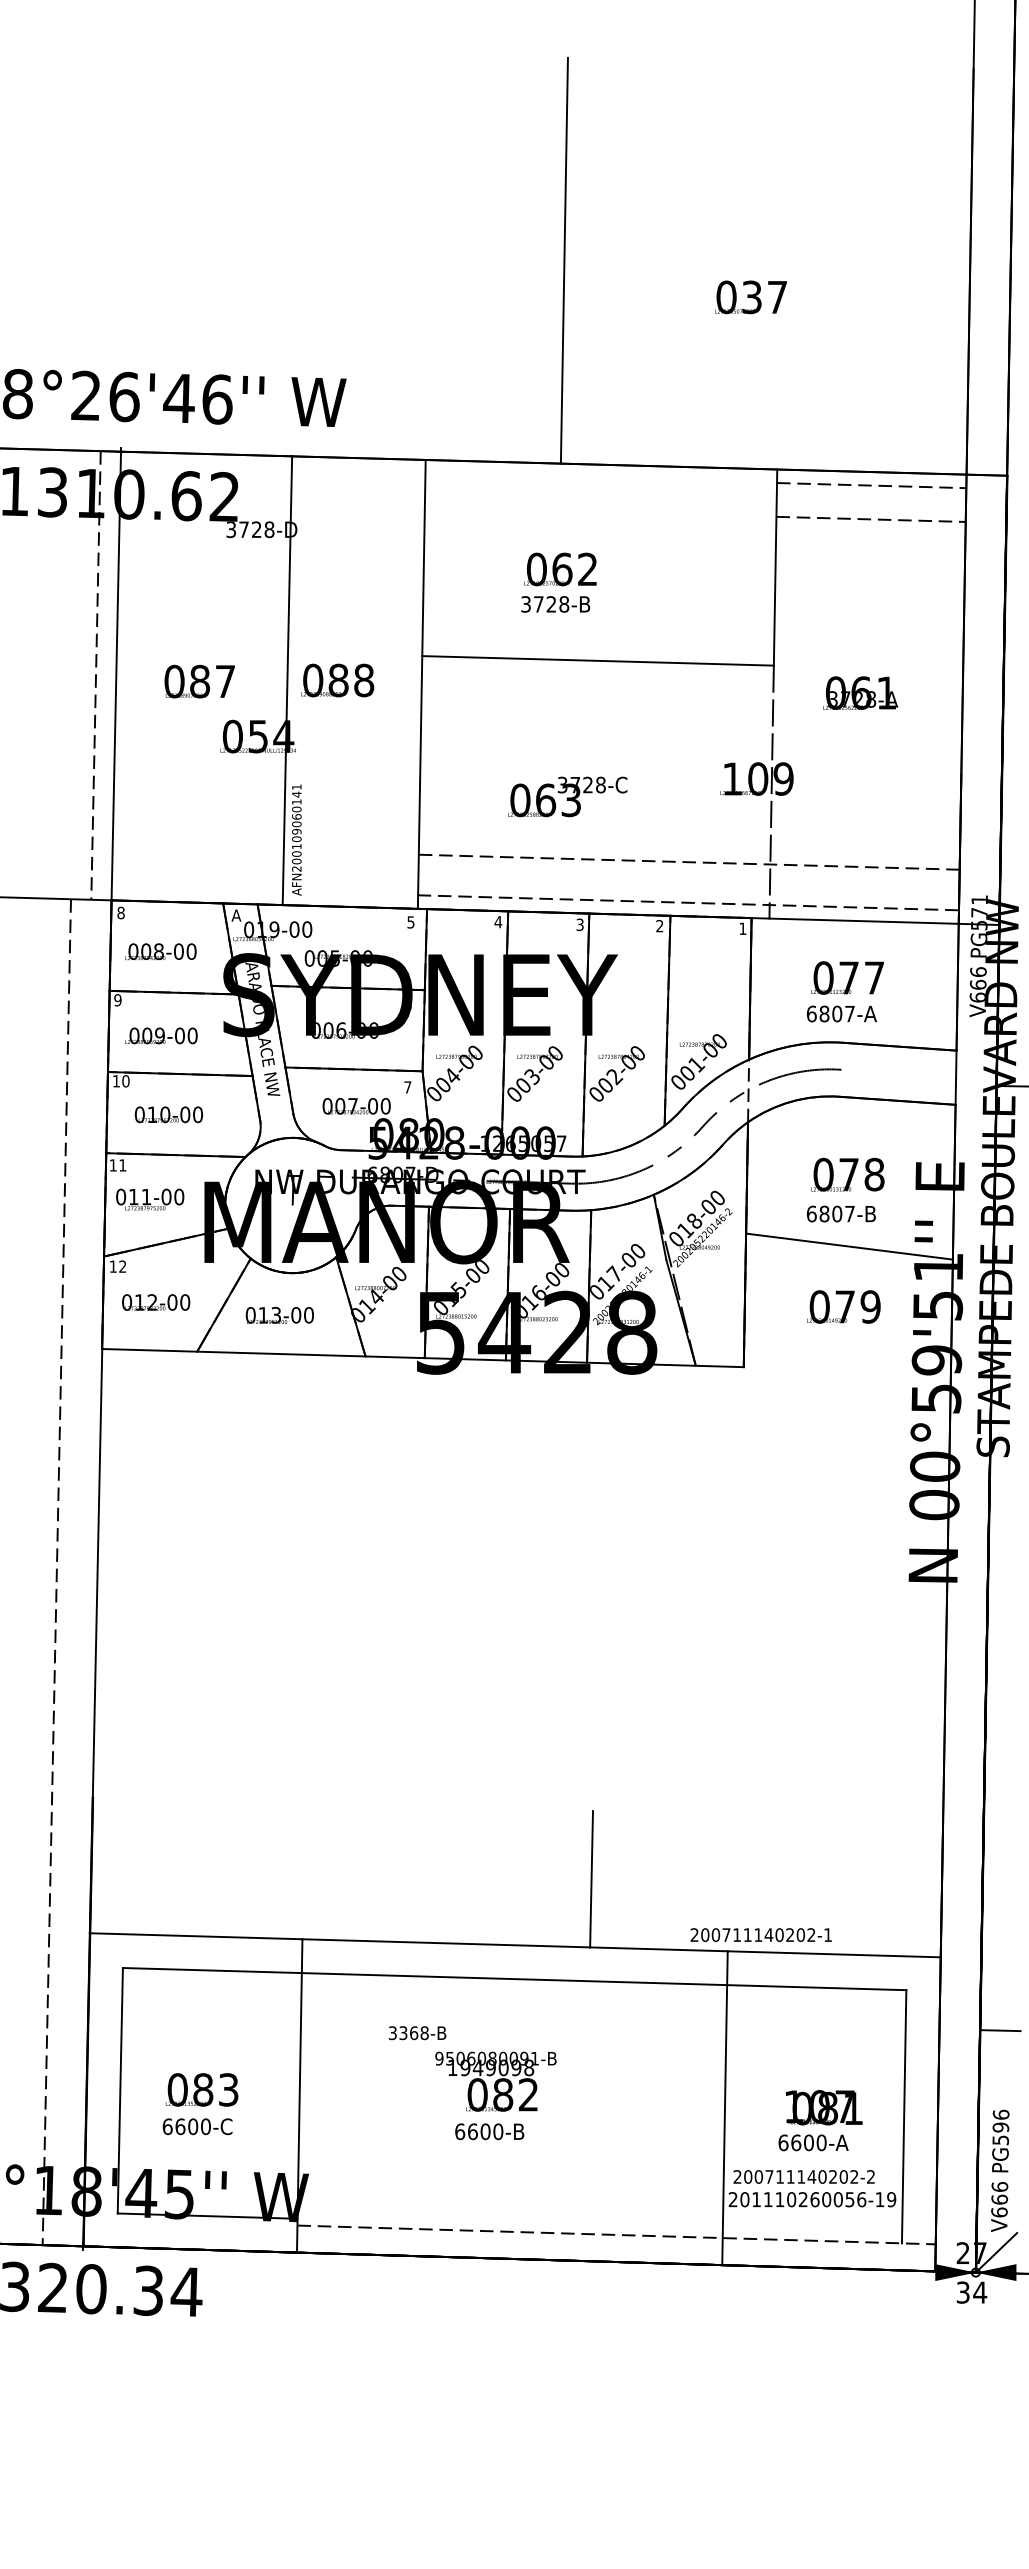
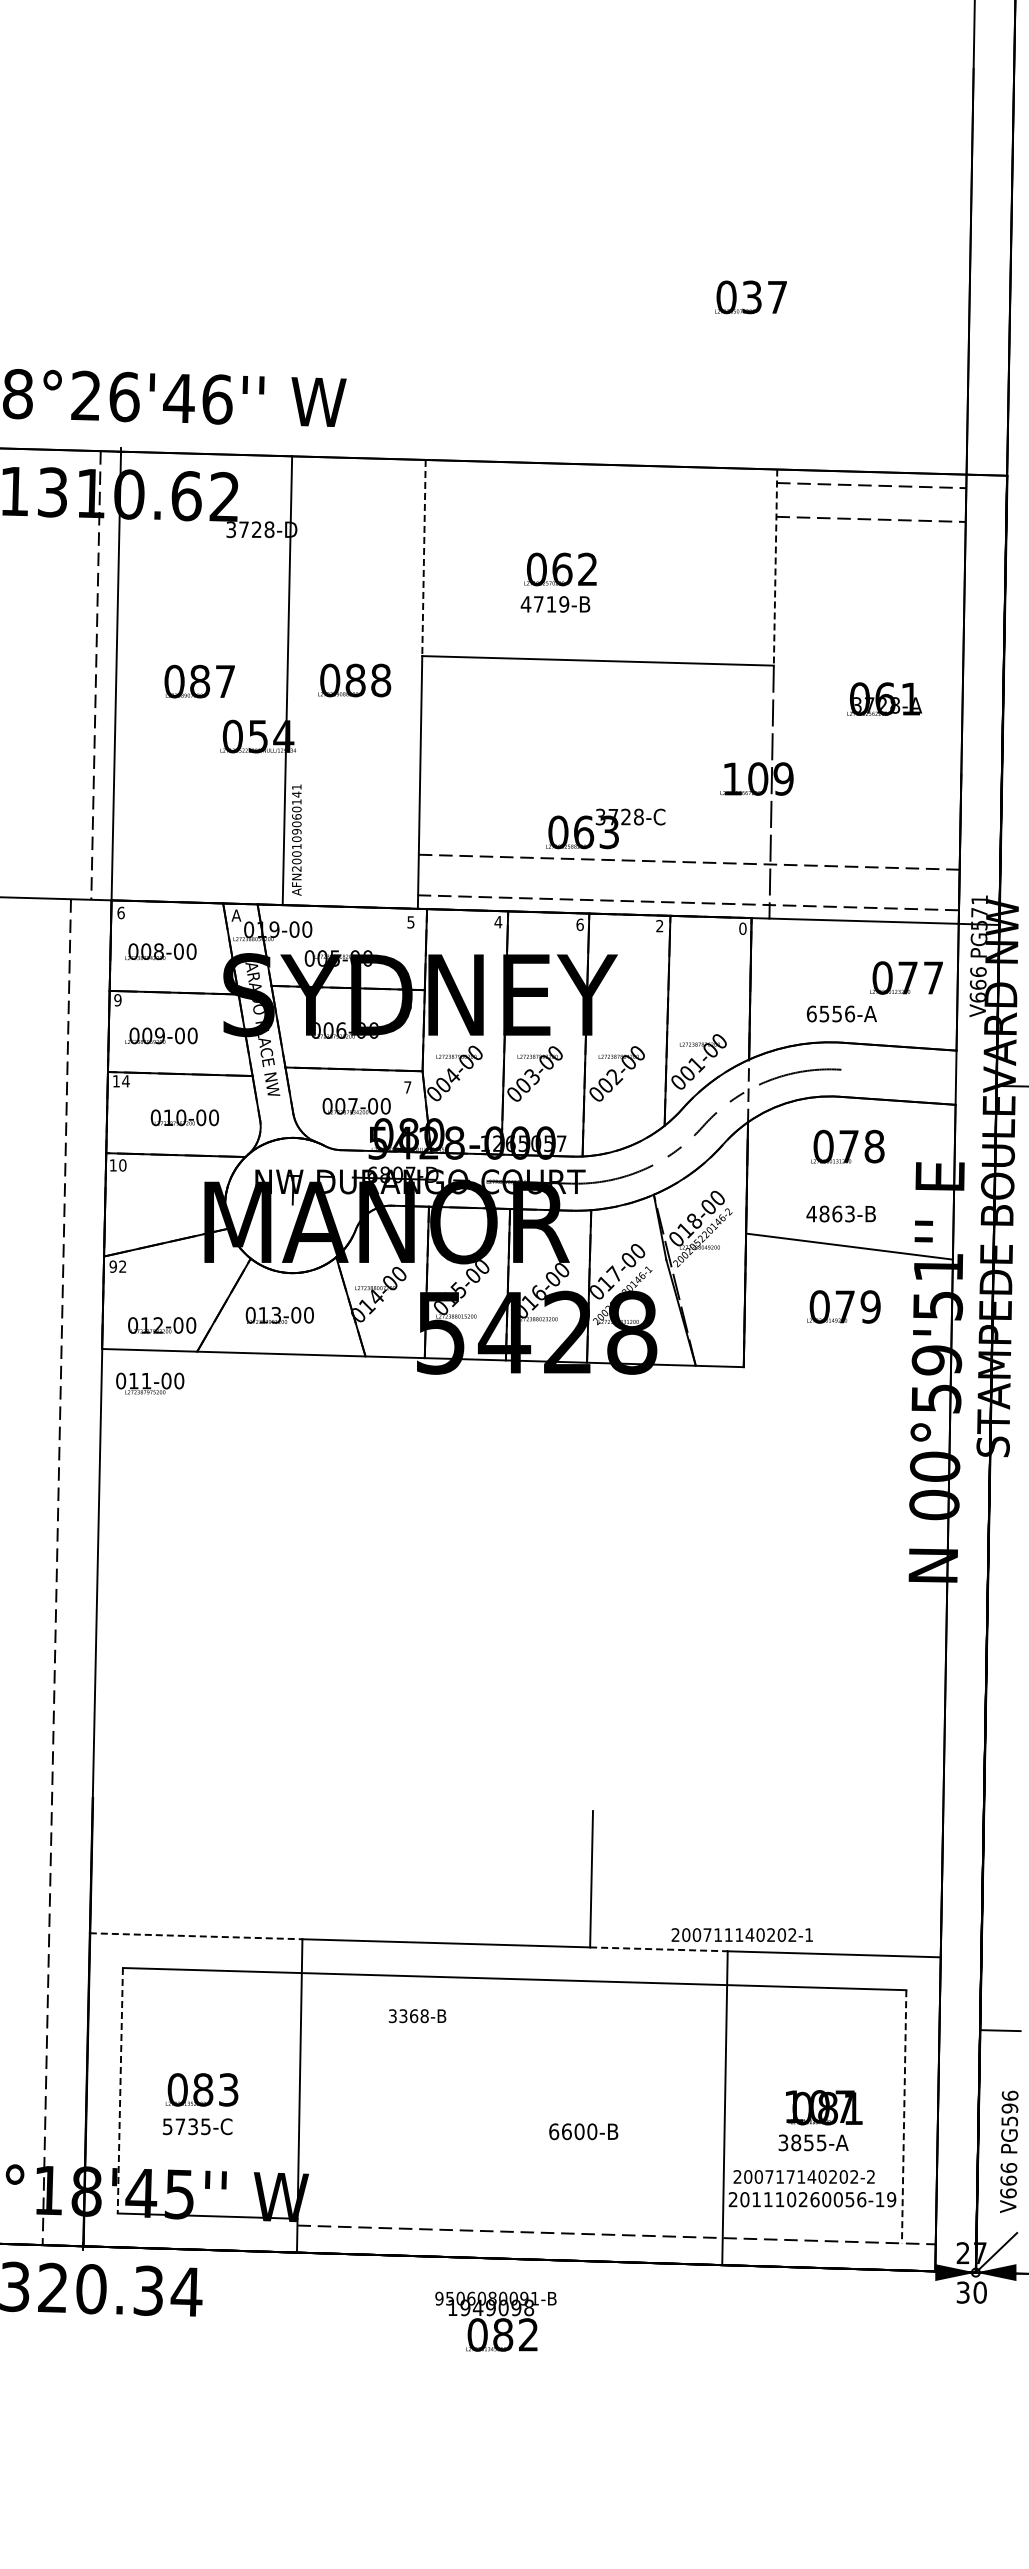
line: present -> none (563, 260)
line: solid -> dashed (423, 558)
line: solid -> dashed (775, 568)
text: 3728-B -> 4719-B (544, 604)
text position: (337, 680) -> (354, 680) (354, 680)
text position: (860, 692) -> (884, 698) (884, 698)
text position: (567, 796) -> (605, 828) (605, 828)
text: 8 -> 6 (120, 912)
text: 3 -> 6 (579, 924)
text: 1 -> 0 (742, 928)
text position: (847, 977) -> (906, 977) (906, 977)
text: 6807-A -> 6556-A (837, 1013)
text: 10 -> 14 (125, 1081)
text position: (168, 1114) -> (184, 1117) (184, 1117)
text: 11 -> 10 (122, 1165)
text position: (847, 1174) -> (847, 1146) (847, 1146)
text position: (150, 1199) -> (150, 1383) (150, 1383)
text: 6807-B -> 4863-B (830, 1213)
text: 12 -> 92 (112, 1266)
text position: (156, 1302) -> (162, 1325) (162, 1325)
text position: (760, 1934) -> (741, 1934) (741, 1934)
line: solid -> dashed (196, 1936)
line: solid -> dashed (658, 1949)
text position: (417, 2033) -> (417, 2016) (417, 2016)
text position: (495, 2081) -> (495, 2321) (495, 2321)
line: solid -> dashed (120, 2090)
line: solid -> dashed (904, 2116)
text: 6600-C -> 5735-C (186, 2126)
text position: (489, 2131) -> (583, 2131) (583, 2131)
text: 6600-A -> 3855-A (802, 2142)
text position: (1000, 2170) -> (1009, 2151) (1009, 2151)
text: 200711140202-2 -> 200717140202-2 (790, 2176)
text: 34 -> 30 (980, 2292)
